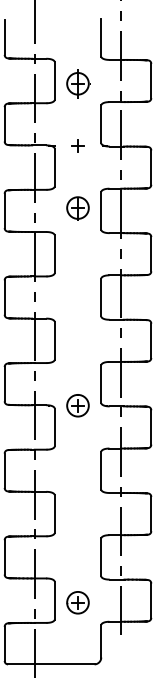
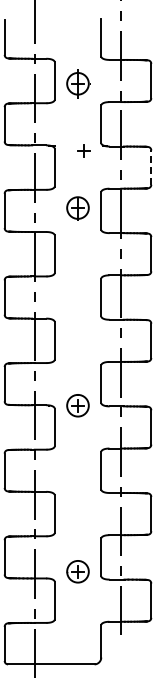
part position: (77, 145) -> (83, 150) (83, 150)
line: solid -> dashed (151, 167)
part position: (77, 602) -> (77, 571) (77, 571)
